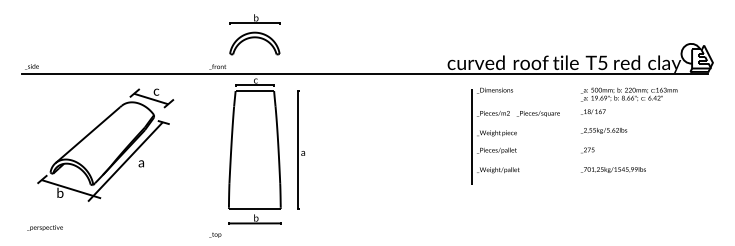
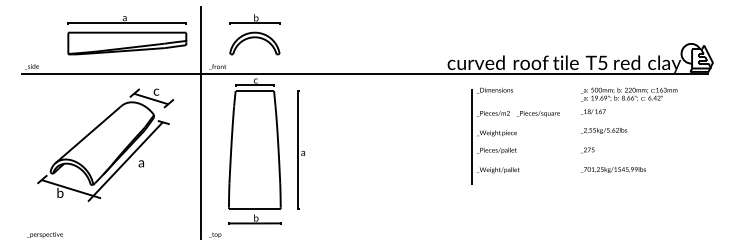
part: none -> present (127, 35)
line: none -> present (201, 122)
text position: (44, 227) -> (44, 234) (44, 234)
